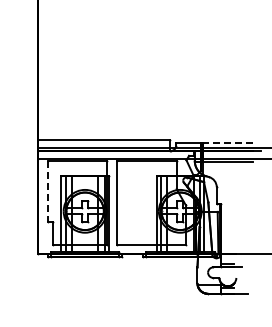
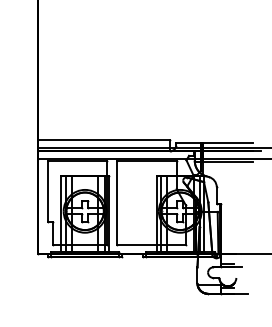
line: dashed -> solid (227, 143)
line: dashed -> solid (47, 191)
